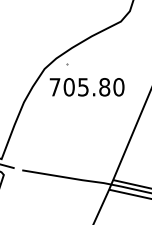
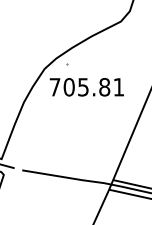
text: 705.80 -> 705.81 (118, 87)
